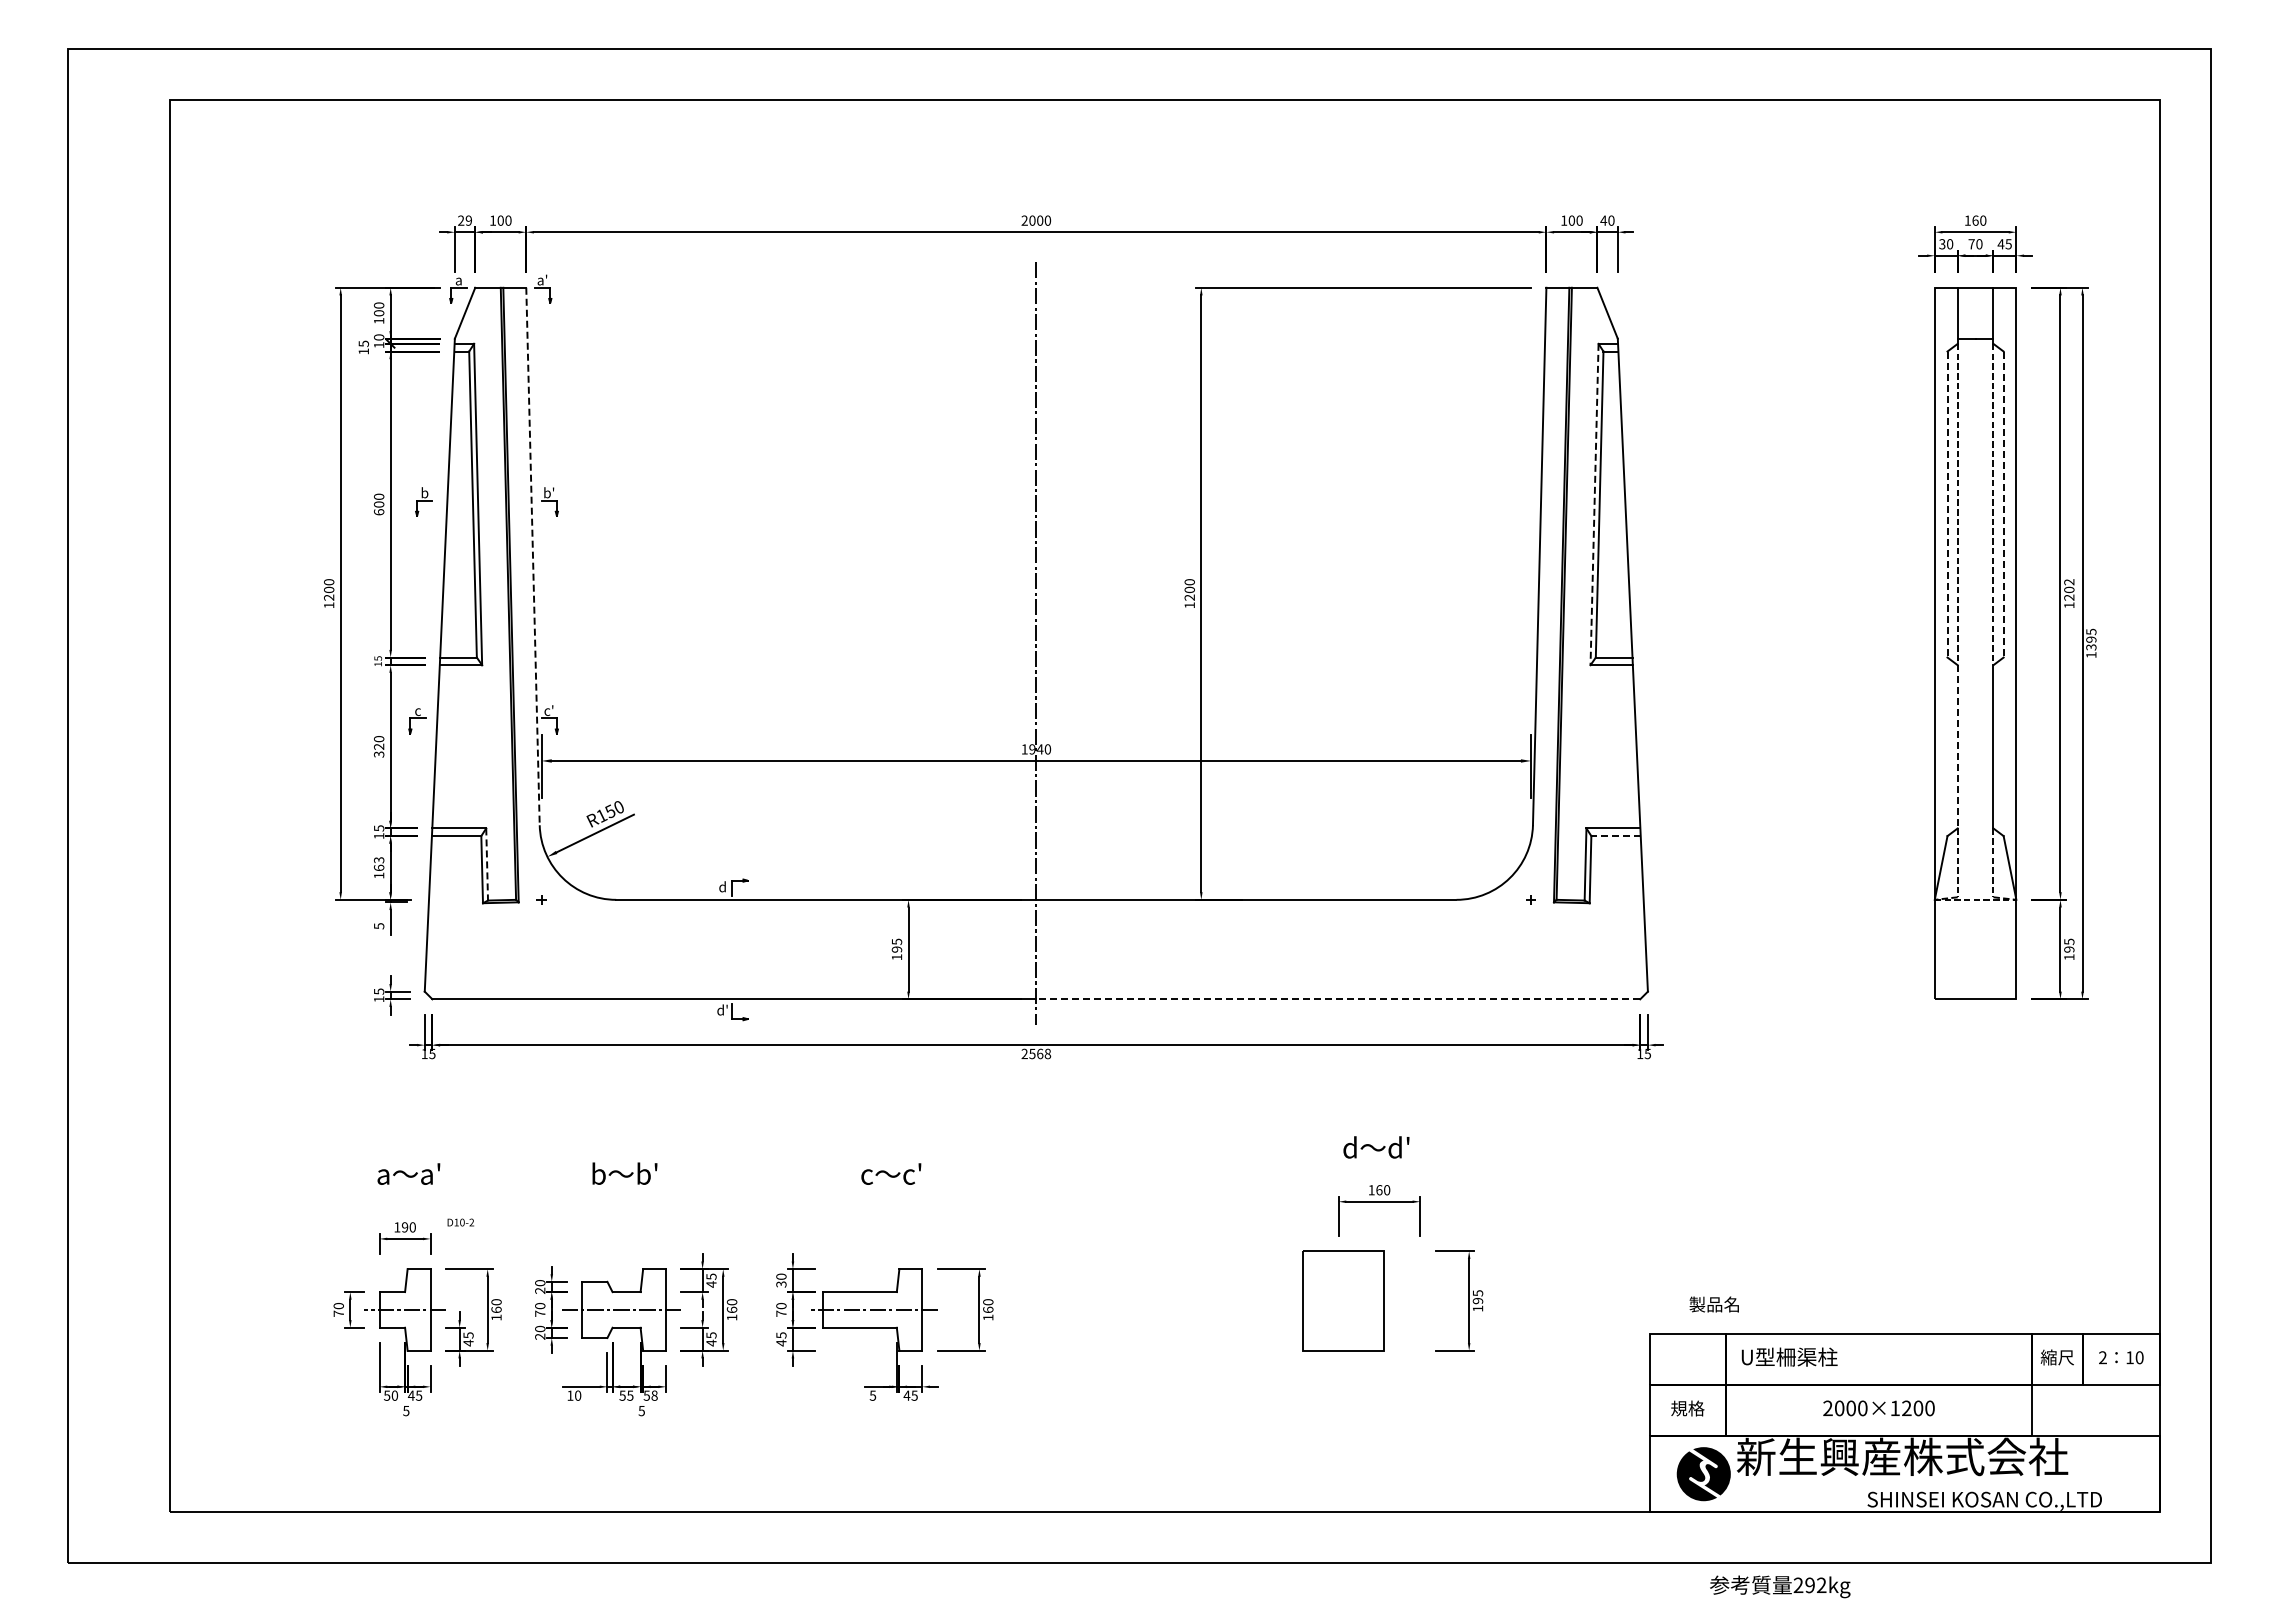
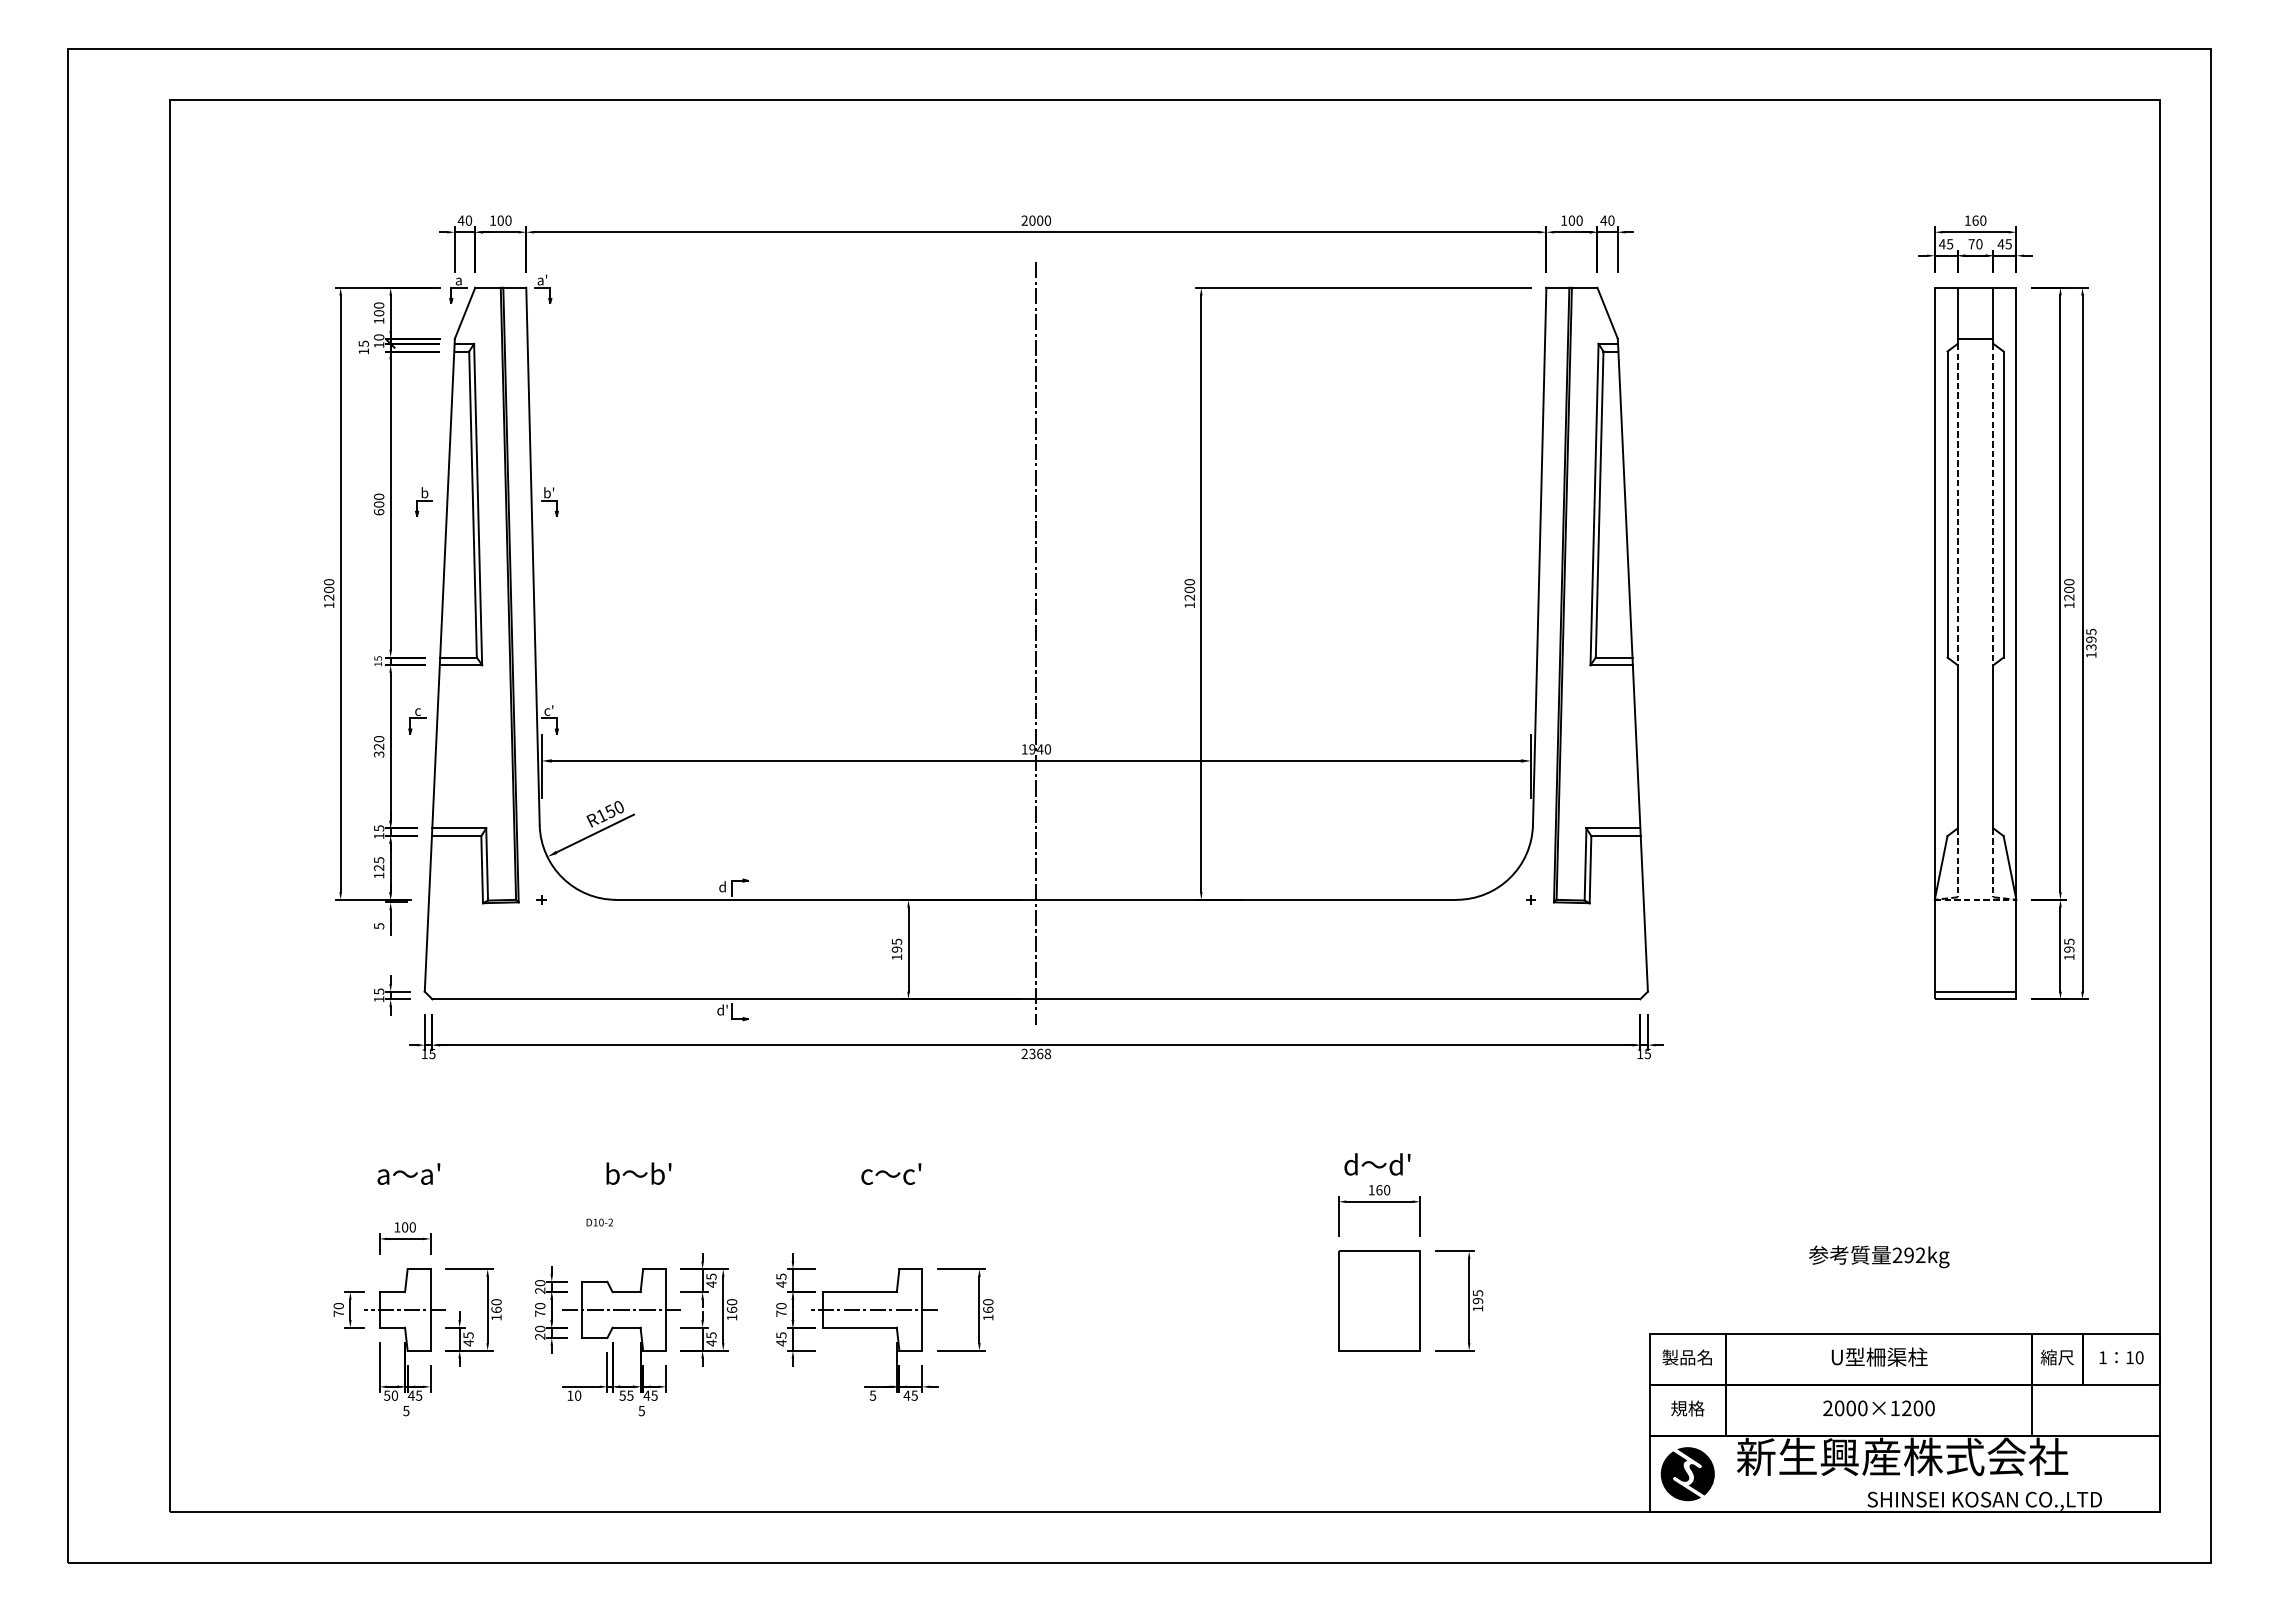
text: 29 -> 40 (464, 220)
text: 30 -> 45 (1946, 244)
line: dashed -> solid (1594, 504)
line: dashed -> solid (1947, 505)
line: dashed -> solid (2003, 505)
line: dashed -> solid (533, 556)
text: 1202 -> 1200 (2069, 582)
line: dashed -> solid (1957, 746)
line: dashed -> solid (1616, 836)
text: 163 -> 125 (378, 864)
line: dashed -> solid (487, 864)
line: none -> present (1975, 991)
line: dashed -> solid (1338, 999)
text: 2568 -> 2368 (1032, 1053)
text position: (1376, 1147) -> (1377, 1164) (1377, 1164)
text position: (624, 1173) -> (638, 1173) (638, 1173)
text position: (460, 1222) -> (599, 1222) (599, 1222)
text: 190 -> 100 (404, 1227)
text: 30 -> 45 (781, 1280)
part position: (1343, 1300) -> (1379, 1300) (1379, 1300)
text position: (1713, 1304) -> (1686, 1357) (1686, 1357)
text position: (1789, 1356) -> (1879, 1356) (1879, 1356)
text: 2 -> 1 (2102, 1357)
text: 58 -> 45 (650, 1395)
part position: (1703, 1474) -> (1687, 1474) (1687, 1474)
text position: (1780, 1586) -> (1879, 1256) (1879, 1256)
